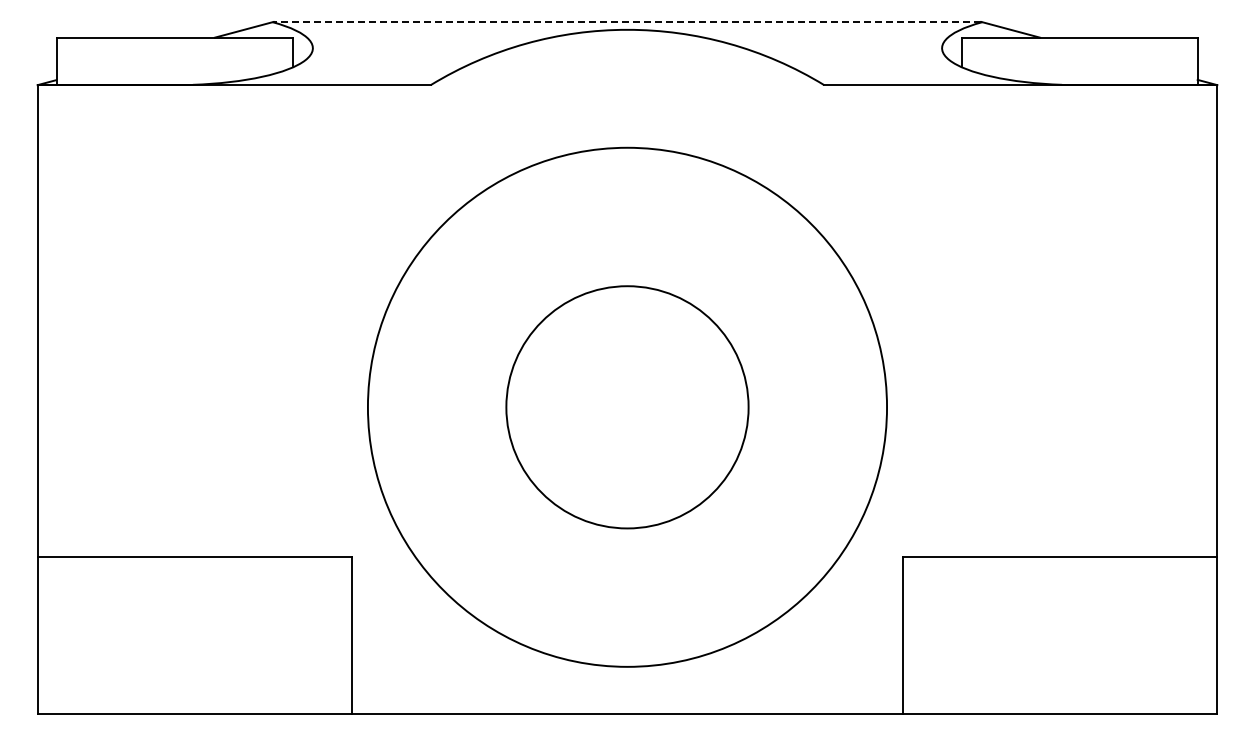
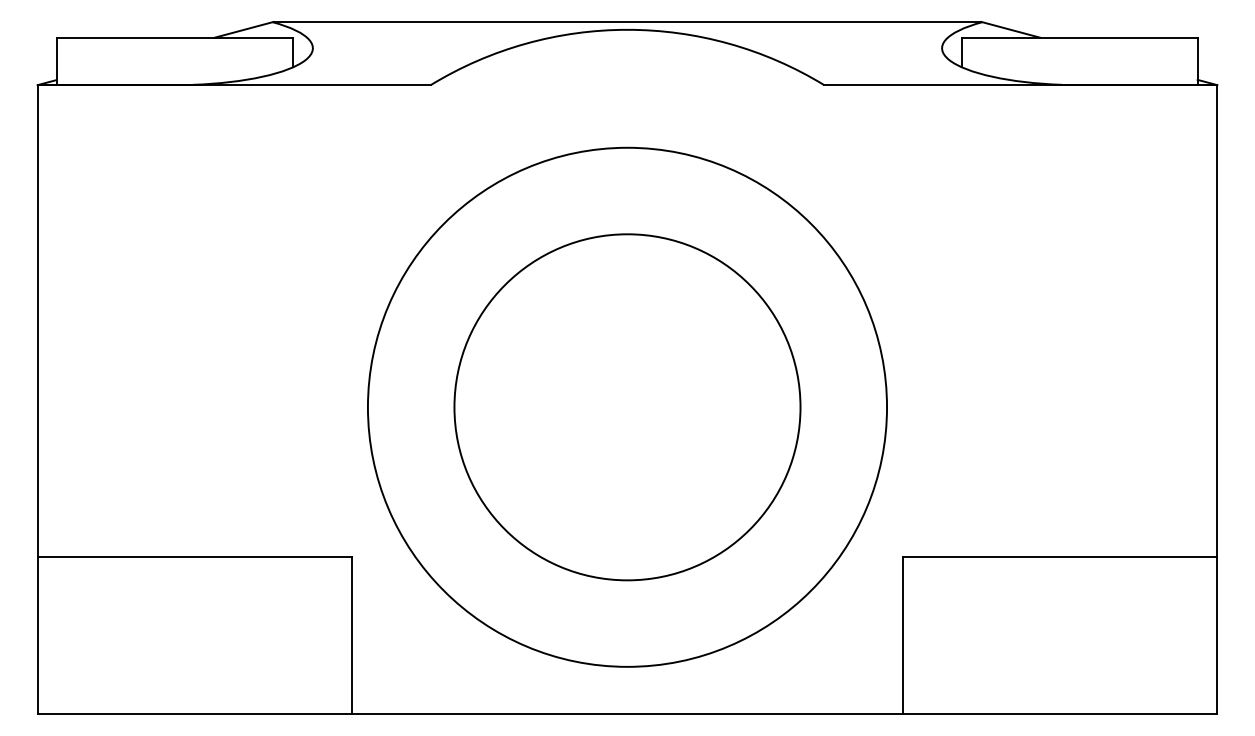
line: dashed -> solid (627, 21)
circle diameter: 242 px -> 346 px (627, 407)
